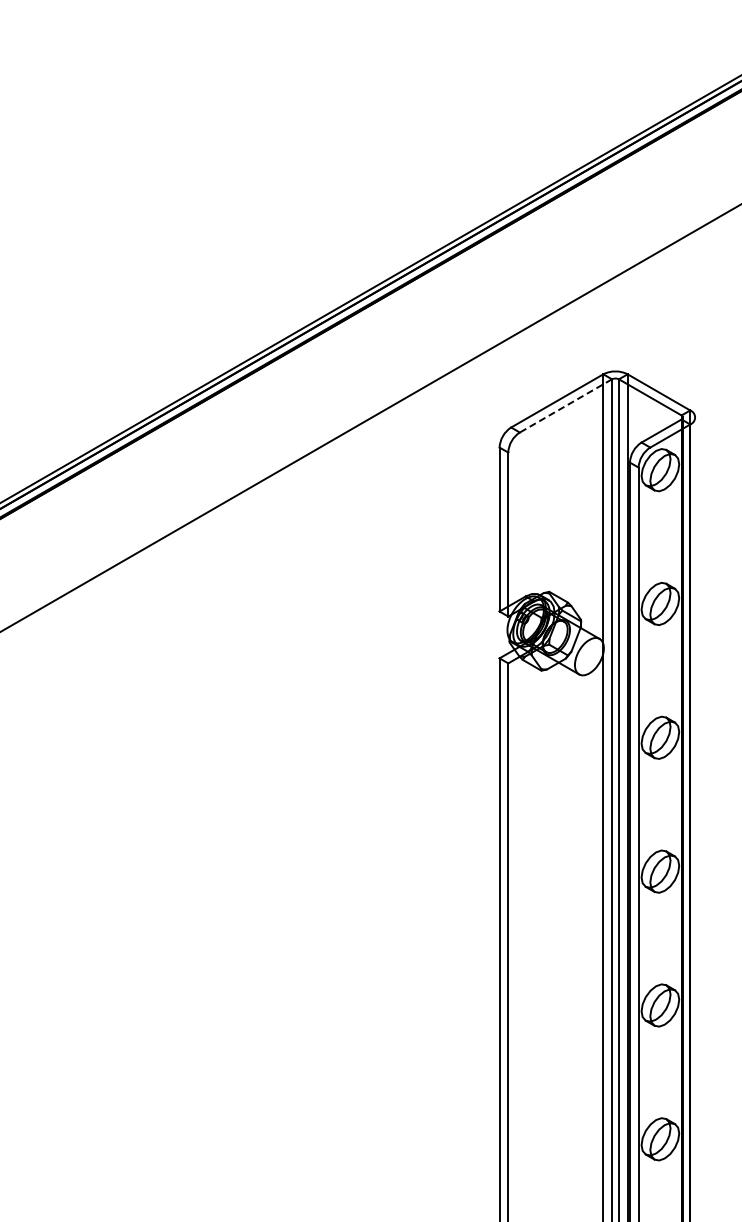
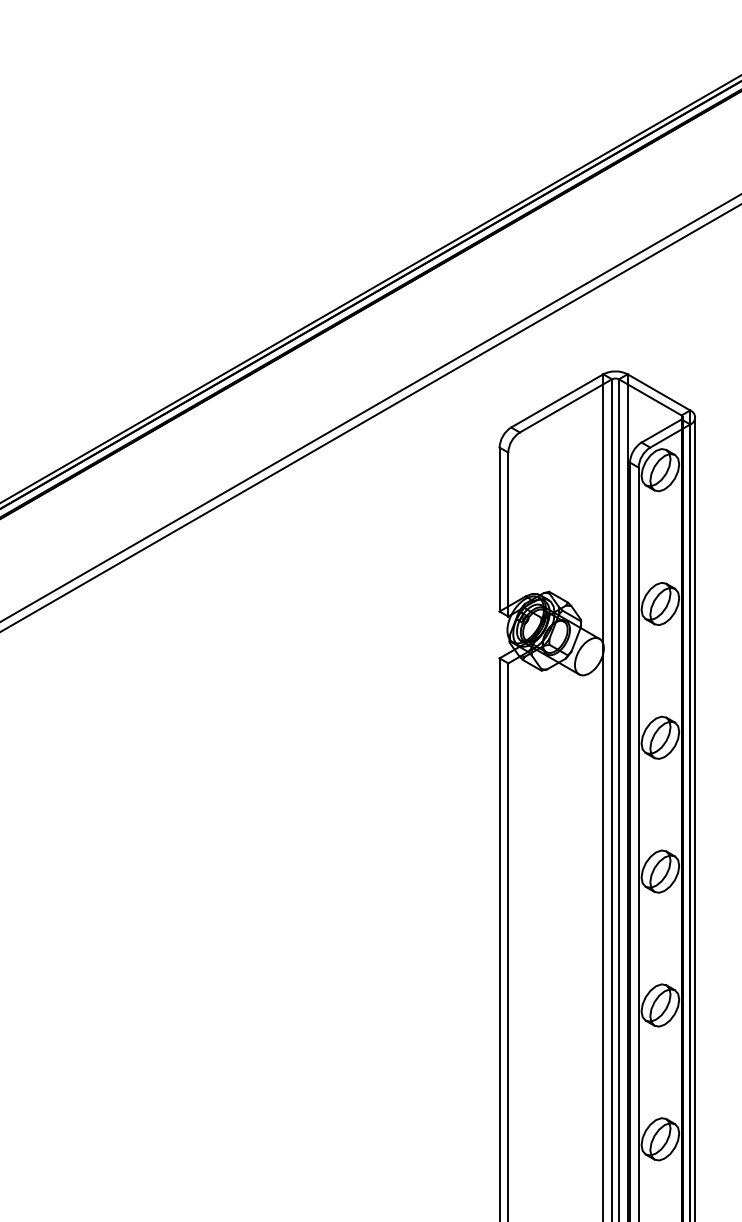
line: dashed -> solid (565, 406)
line: none -> present (370, 407)
line: none -> present (695, 817)
